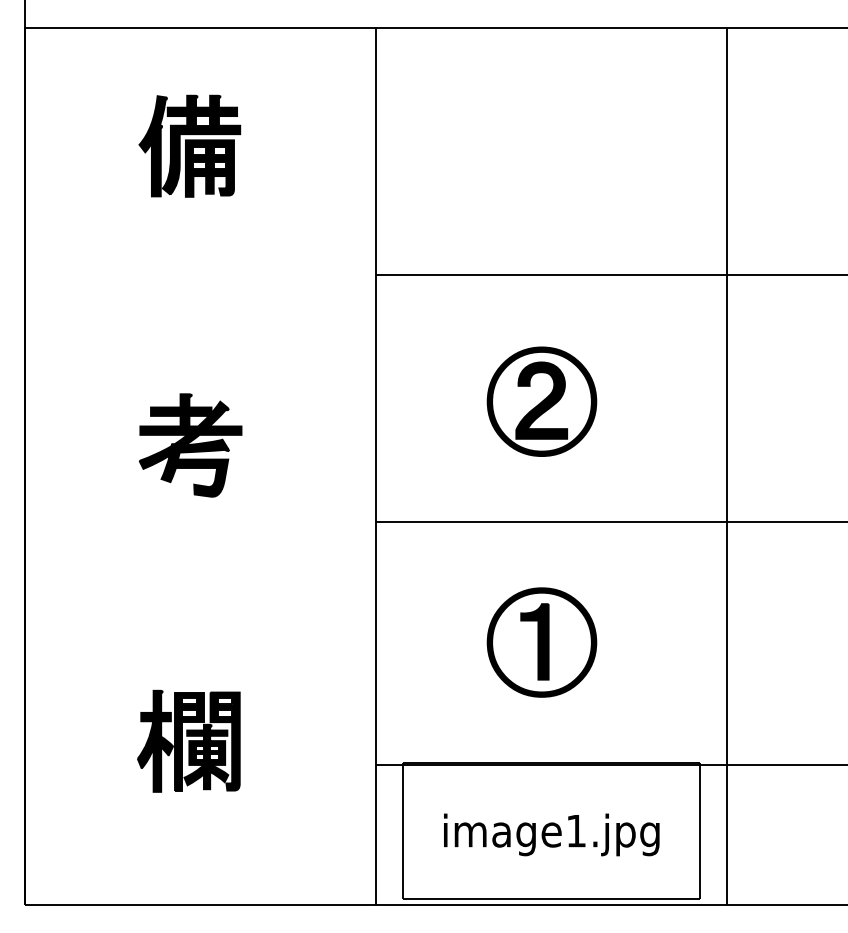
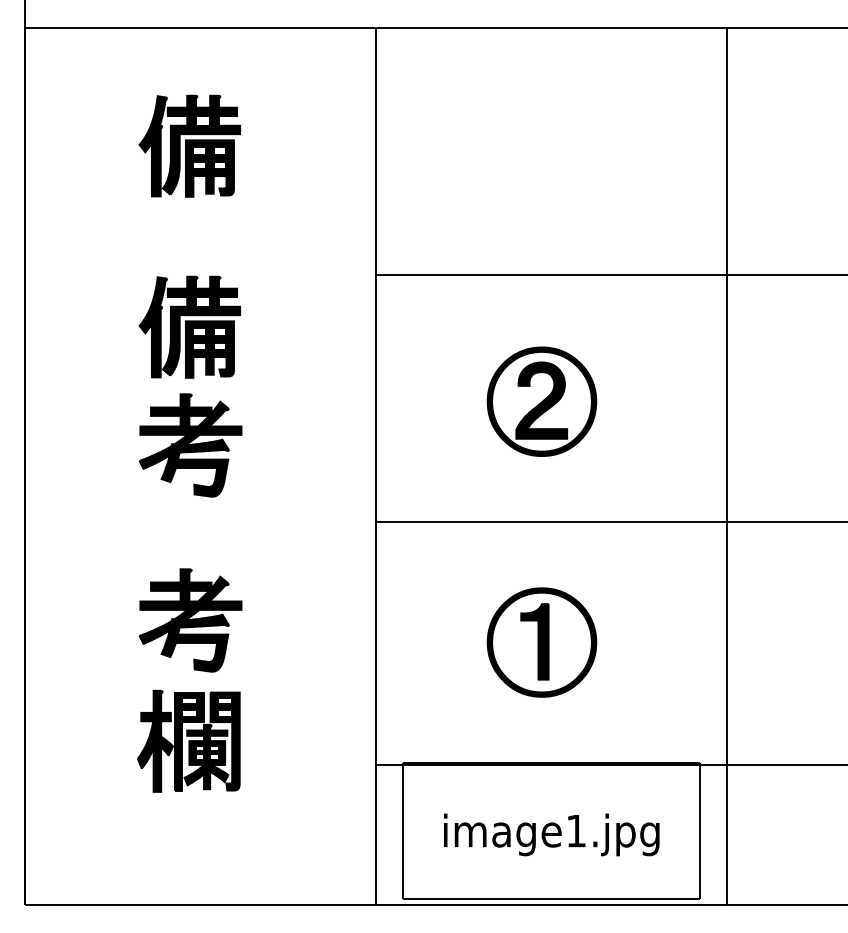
part: none -> present (189, 326)
part: none -> present (190, 620)
